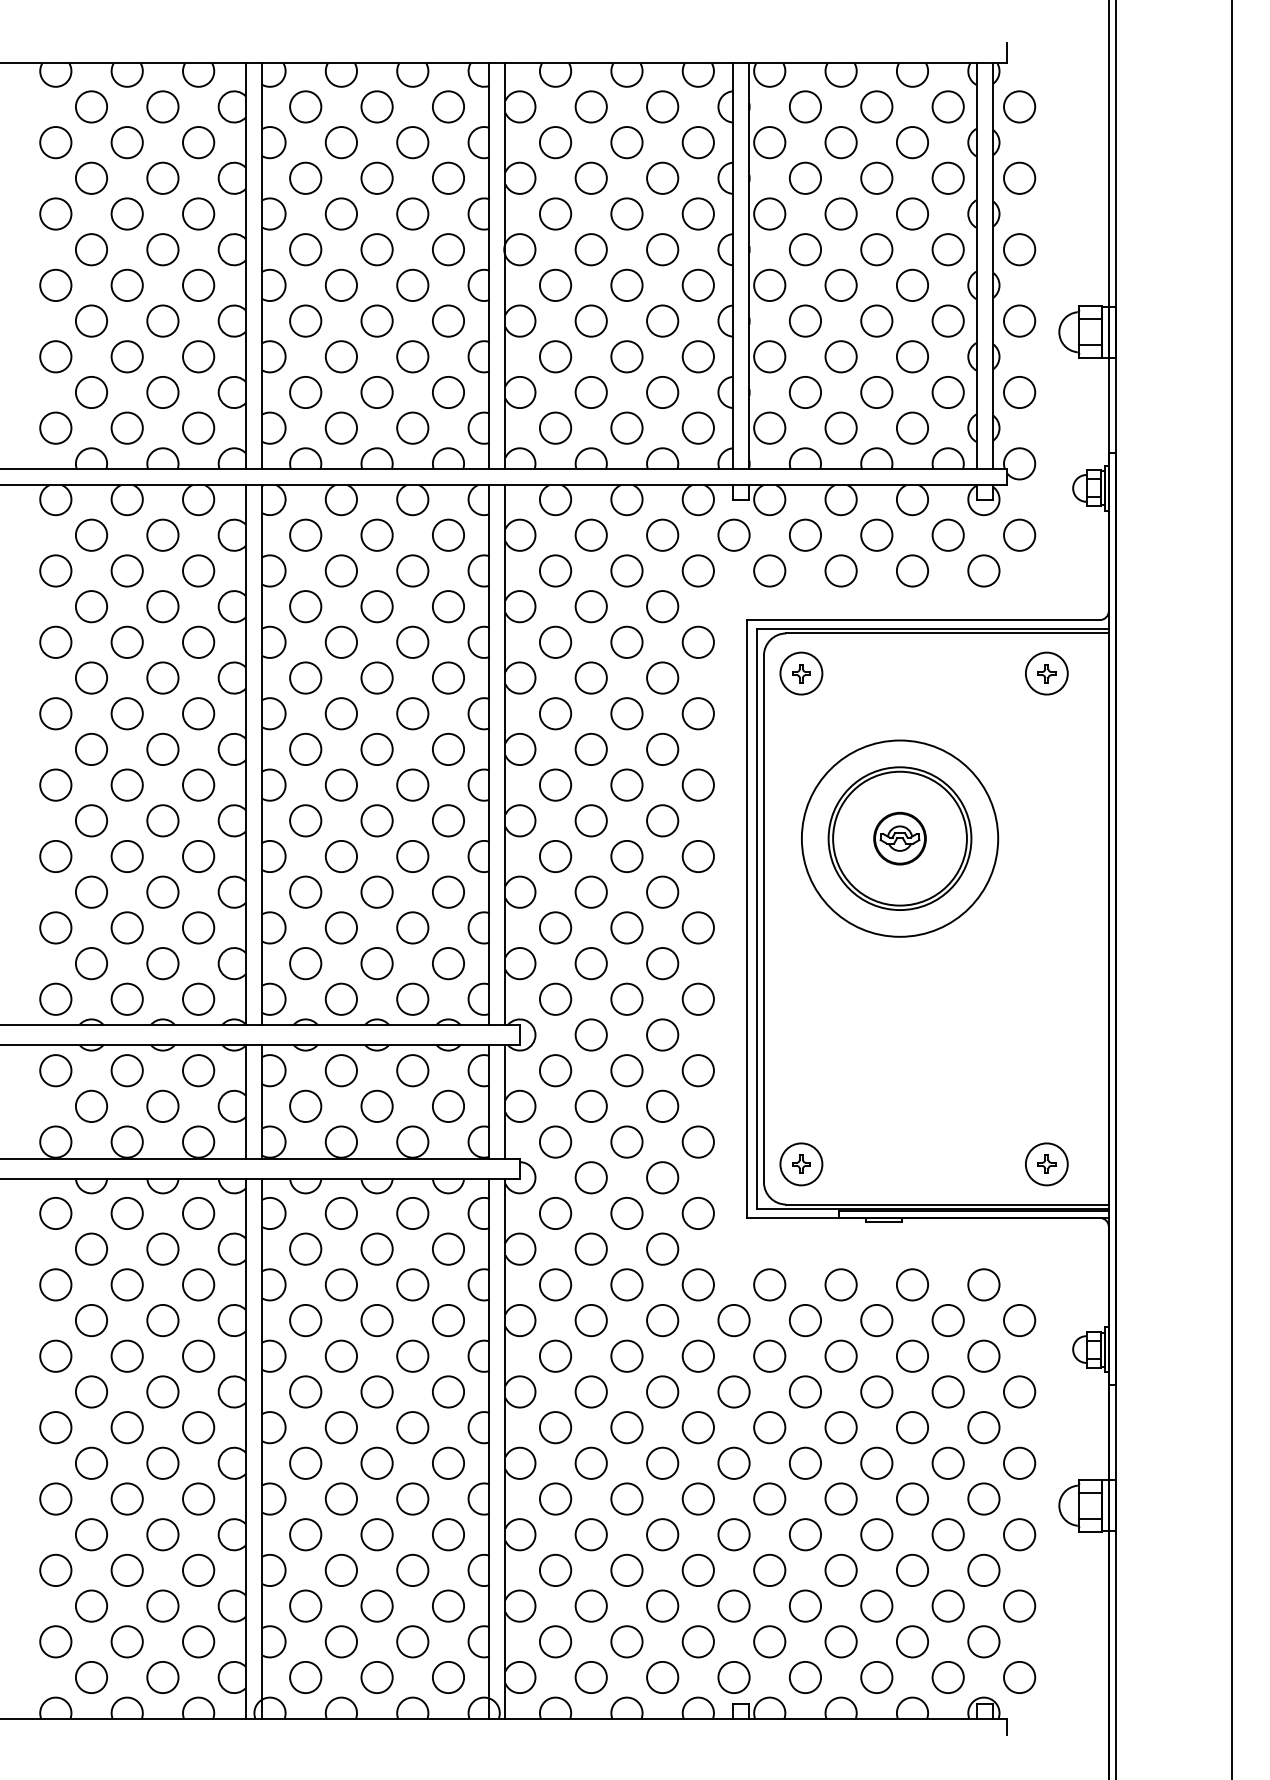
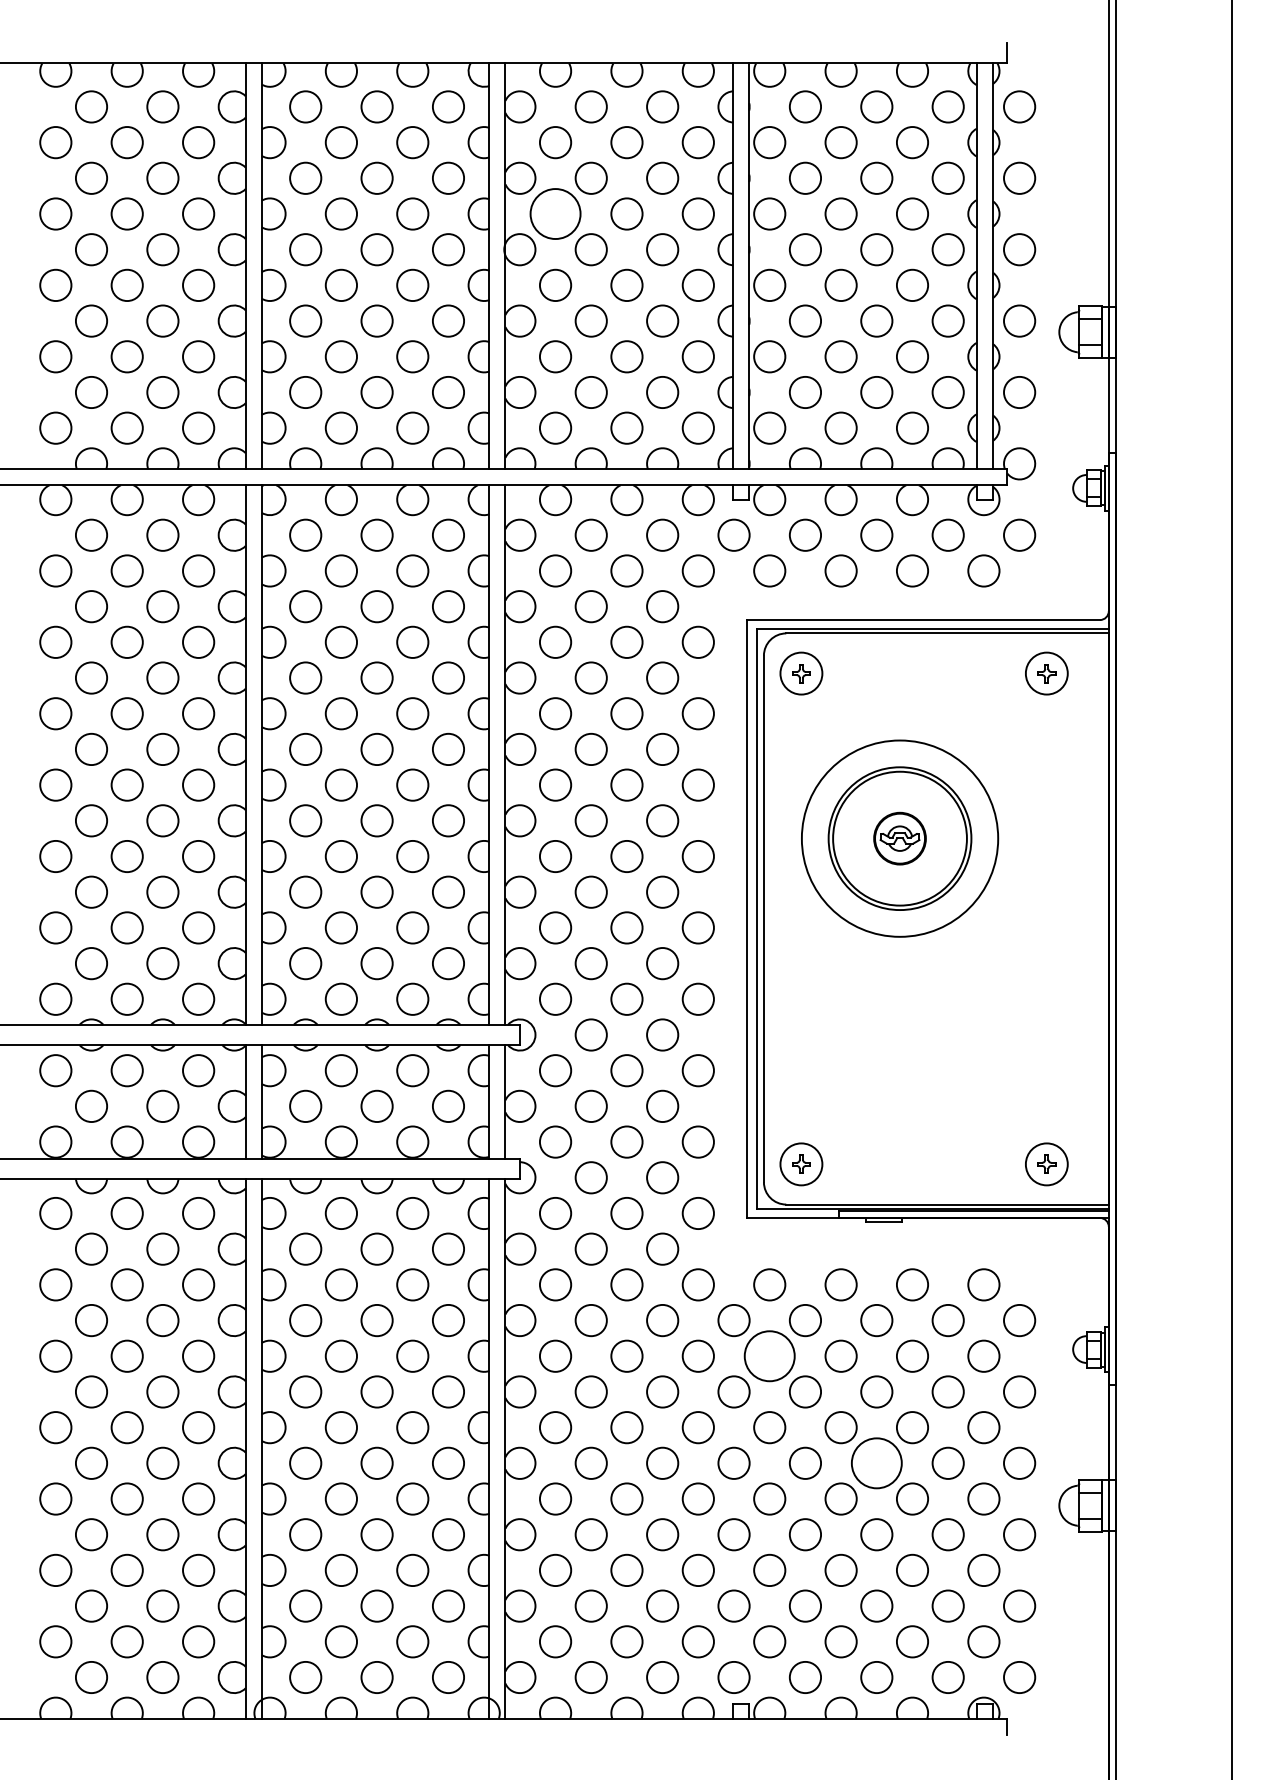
circle diameter: 31 px -> 50 px (555, 214)
circle diameter: 31 px -> 50 px (769, 1356)
circle diameter: 31 px -> 50 px (876, 1463)
